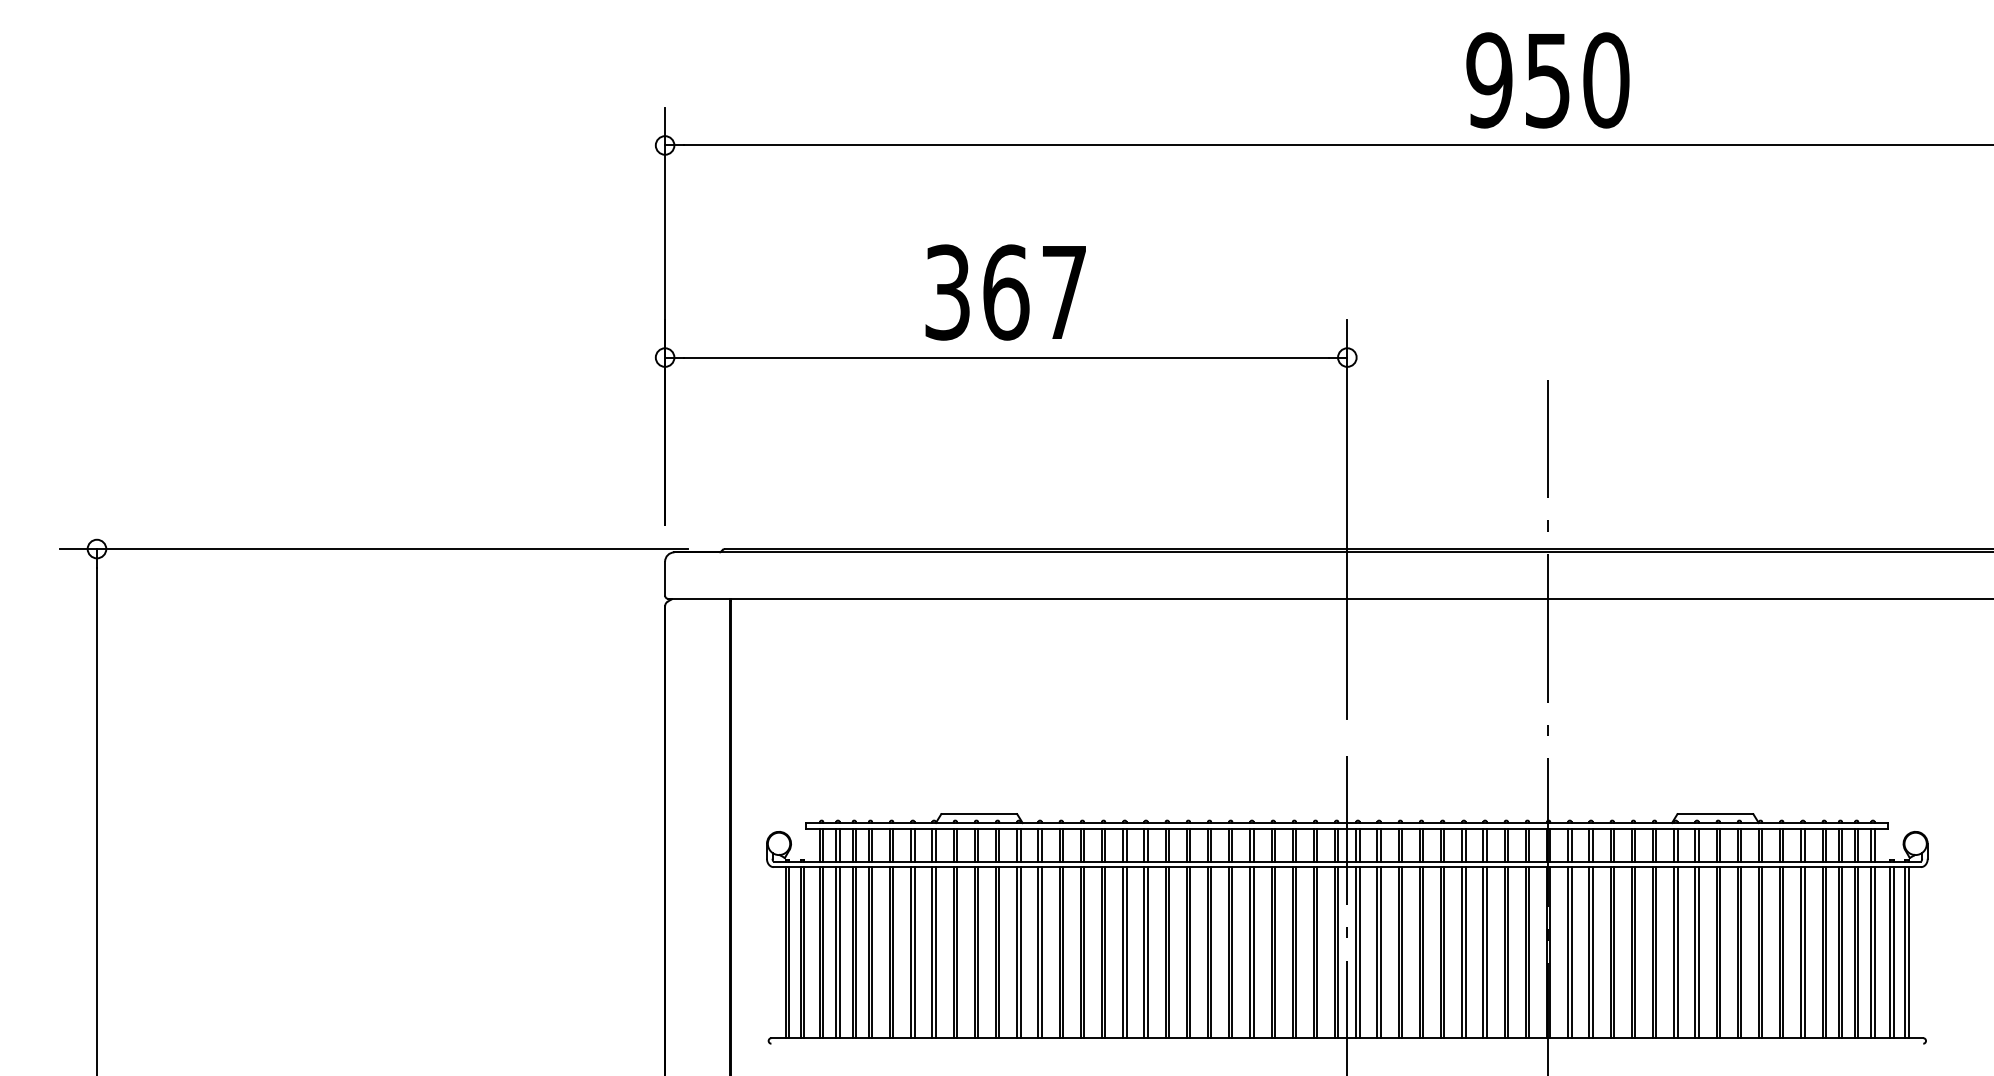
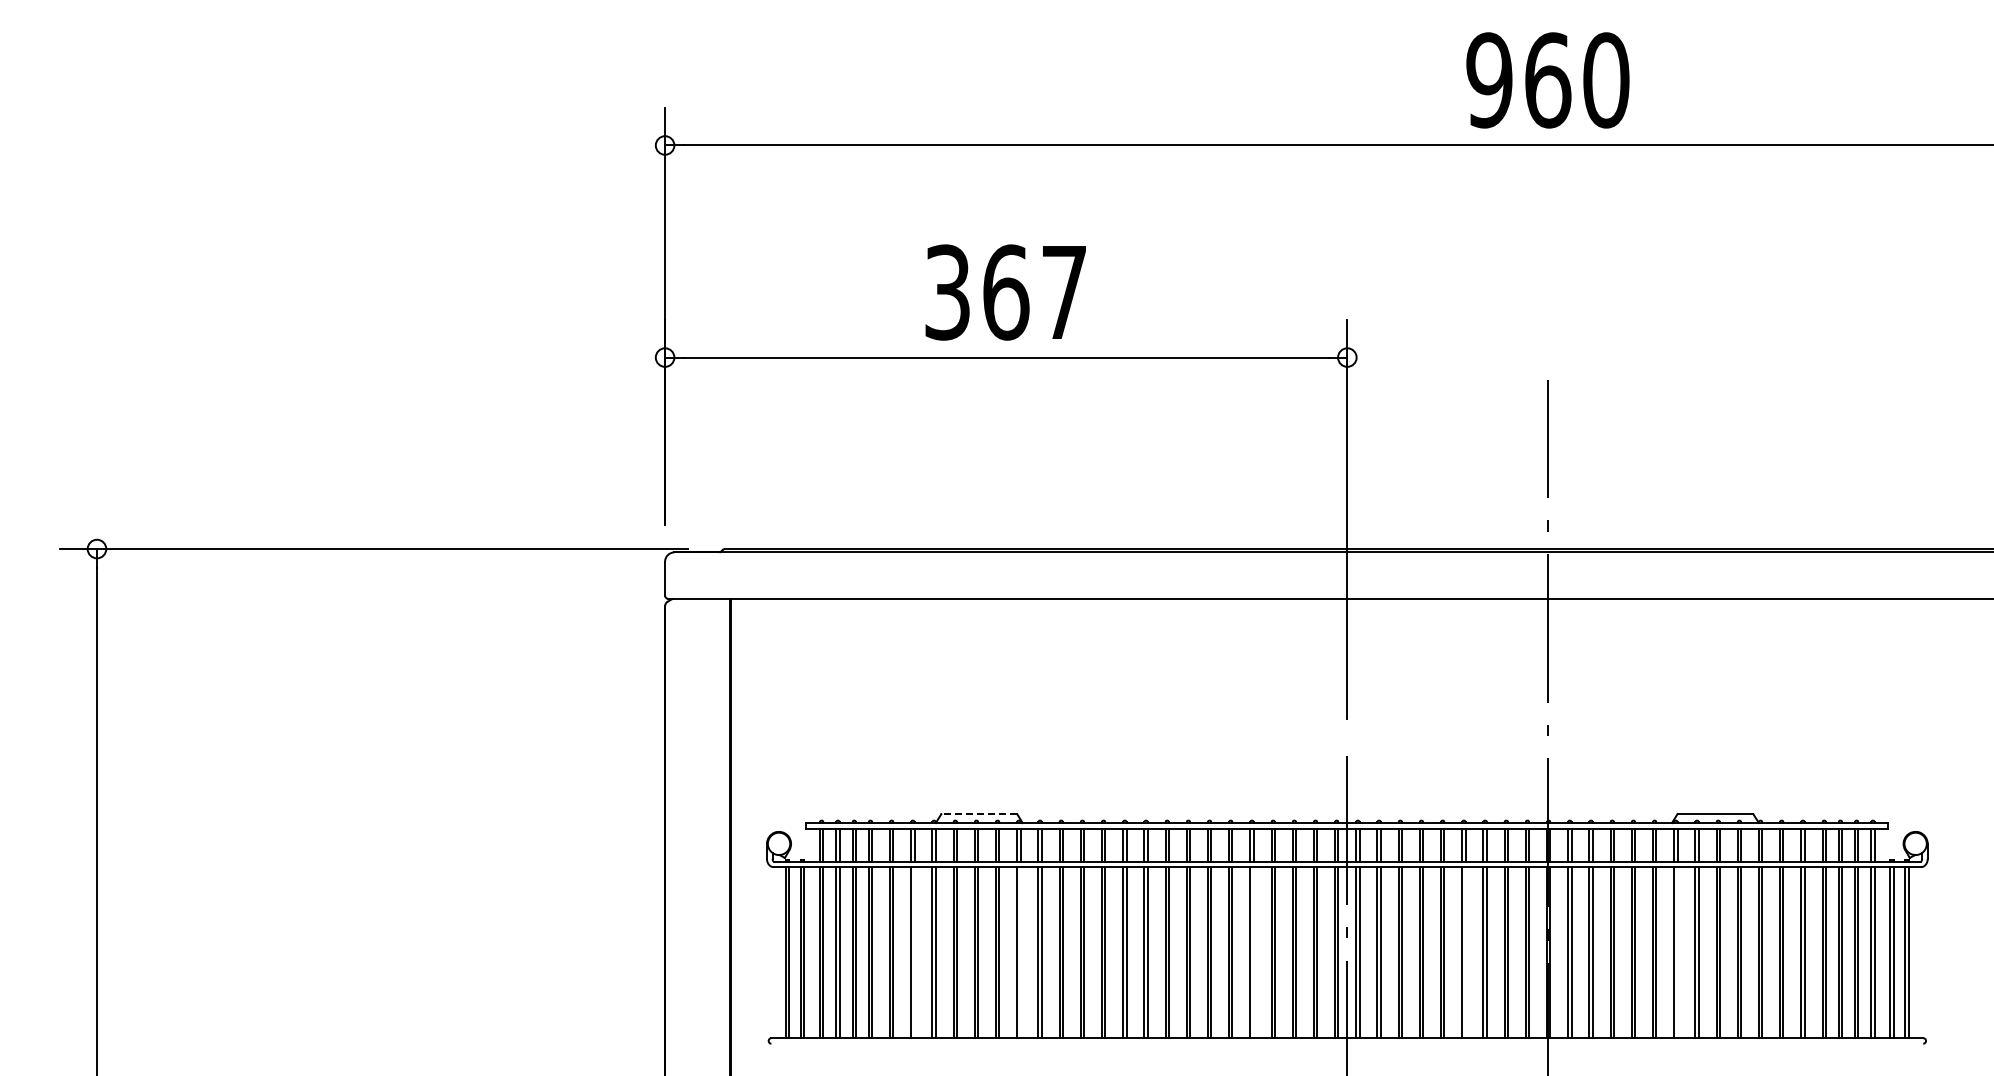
text: 950 -> 960 (1548, 80)
line: solid -> dashed (978, 813)
line: present -> none (914, 952)
line: present -> none (1020, 952)
line: present -> none (1253, 952)
line: present -> none (1465, 952)
line: present -> none (1677, 952)
